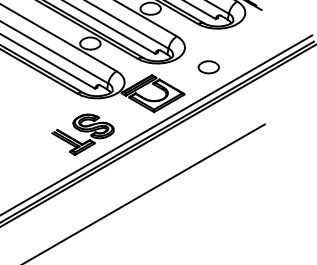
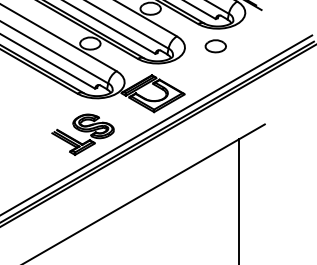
part position: (208, 67) -> (215, 46) (215, 46)
line: none -> present (239, 200)
